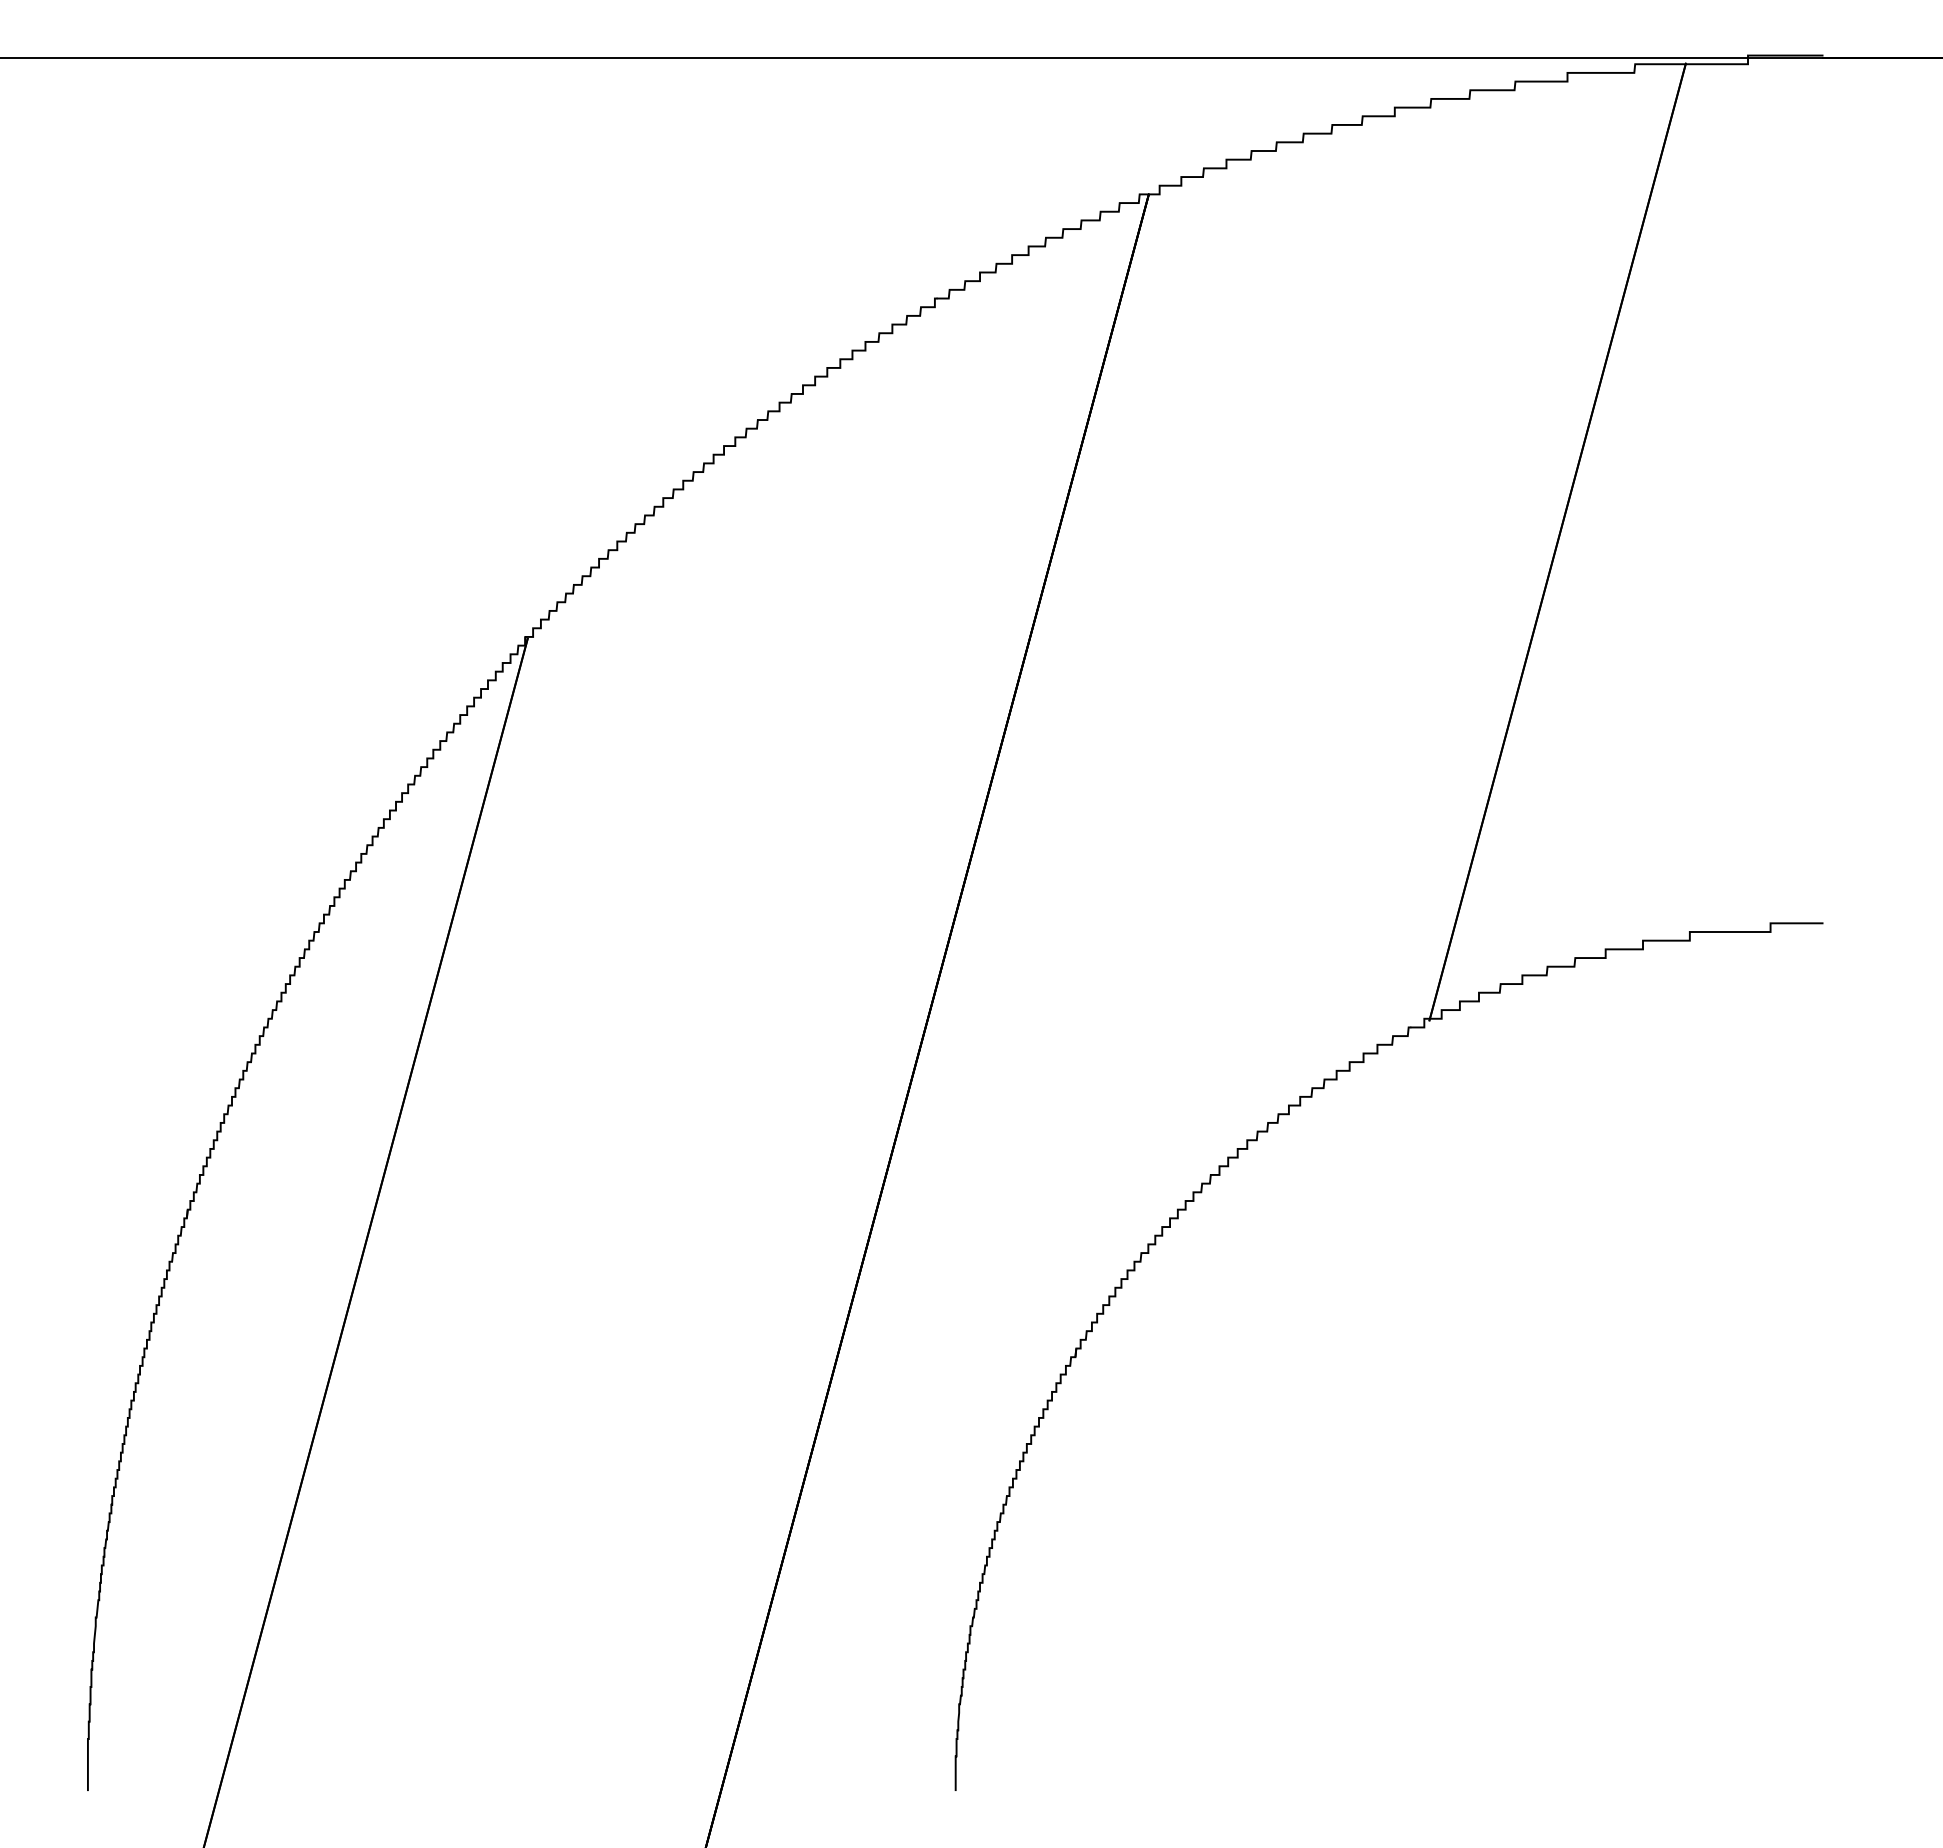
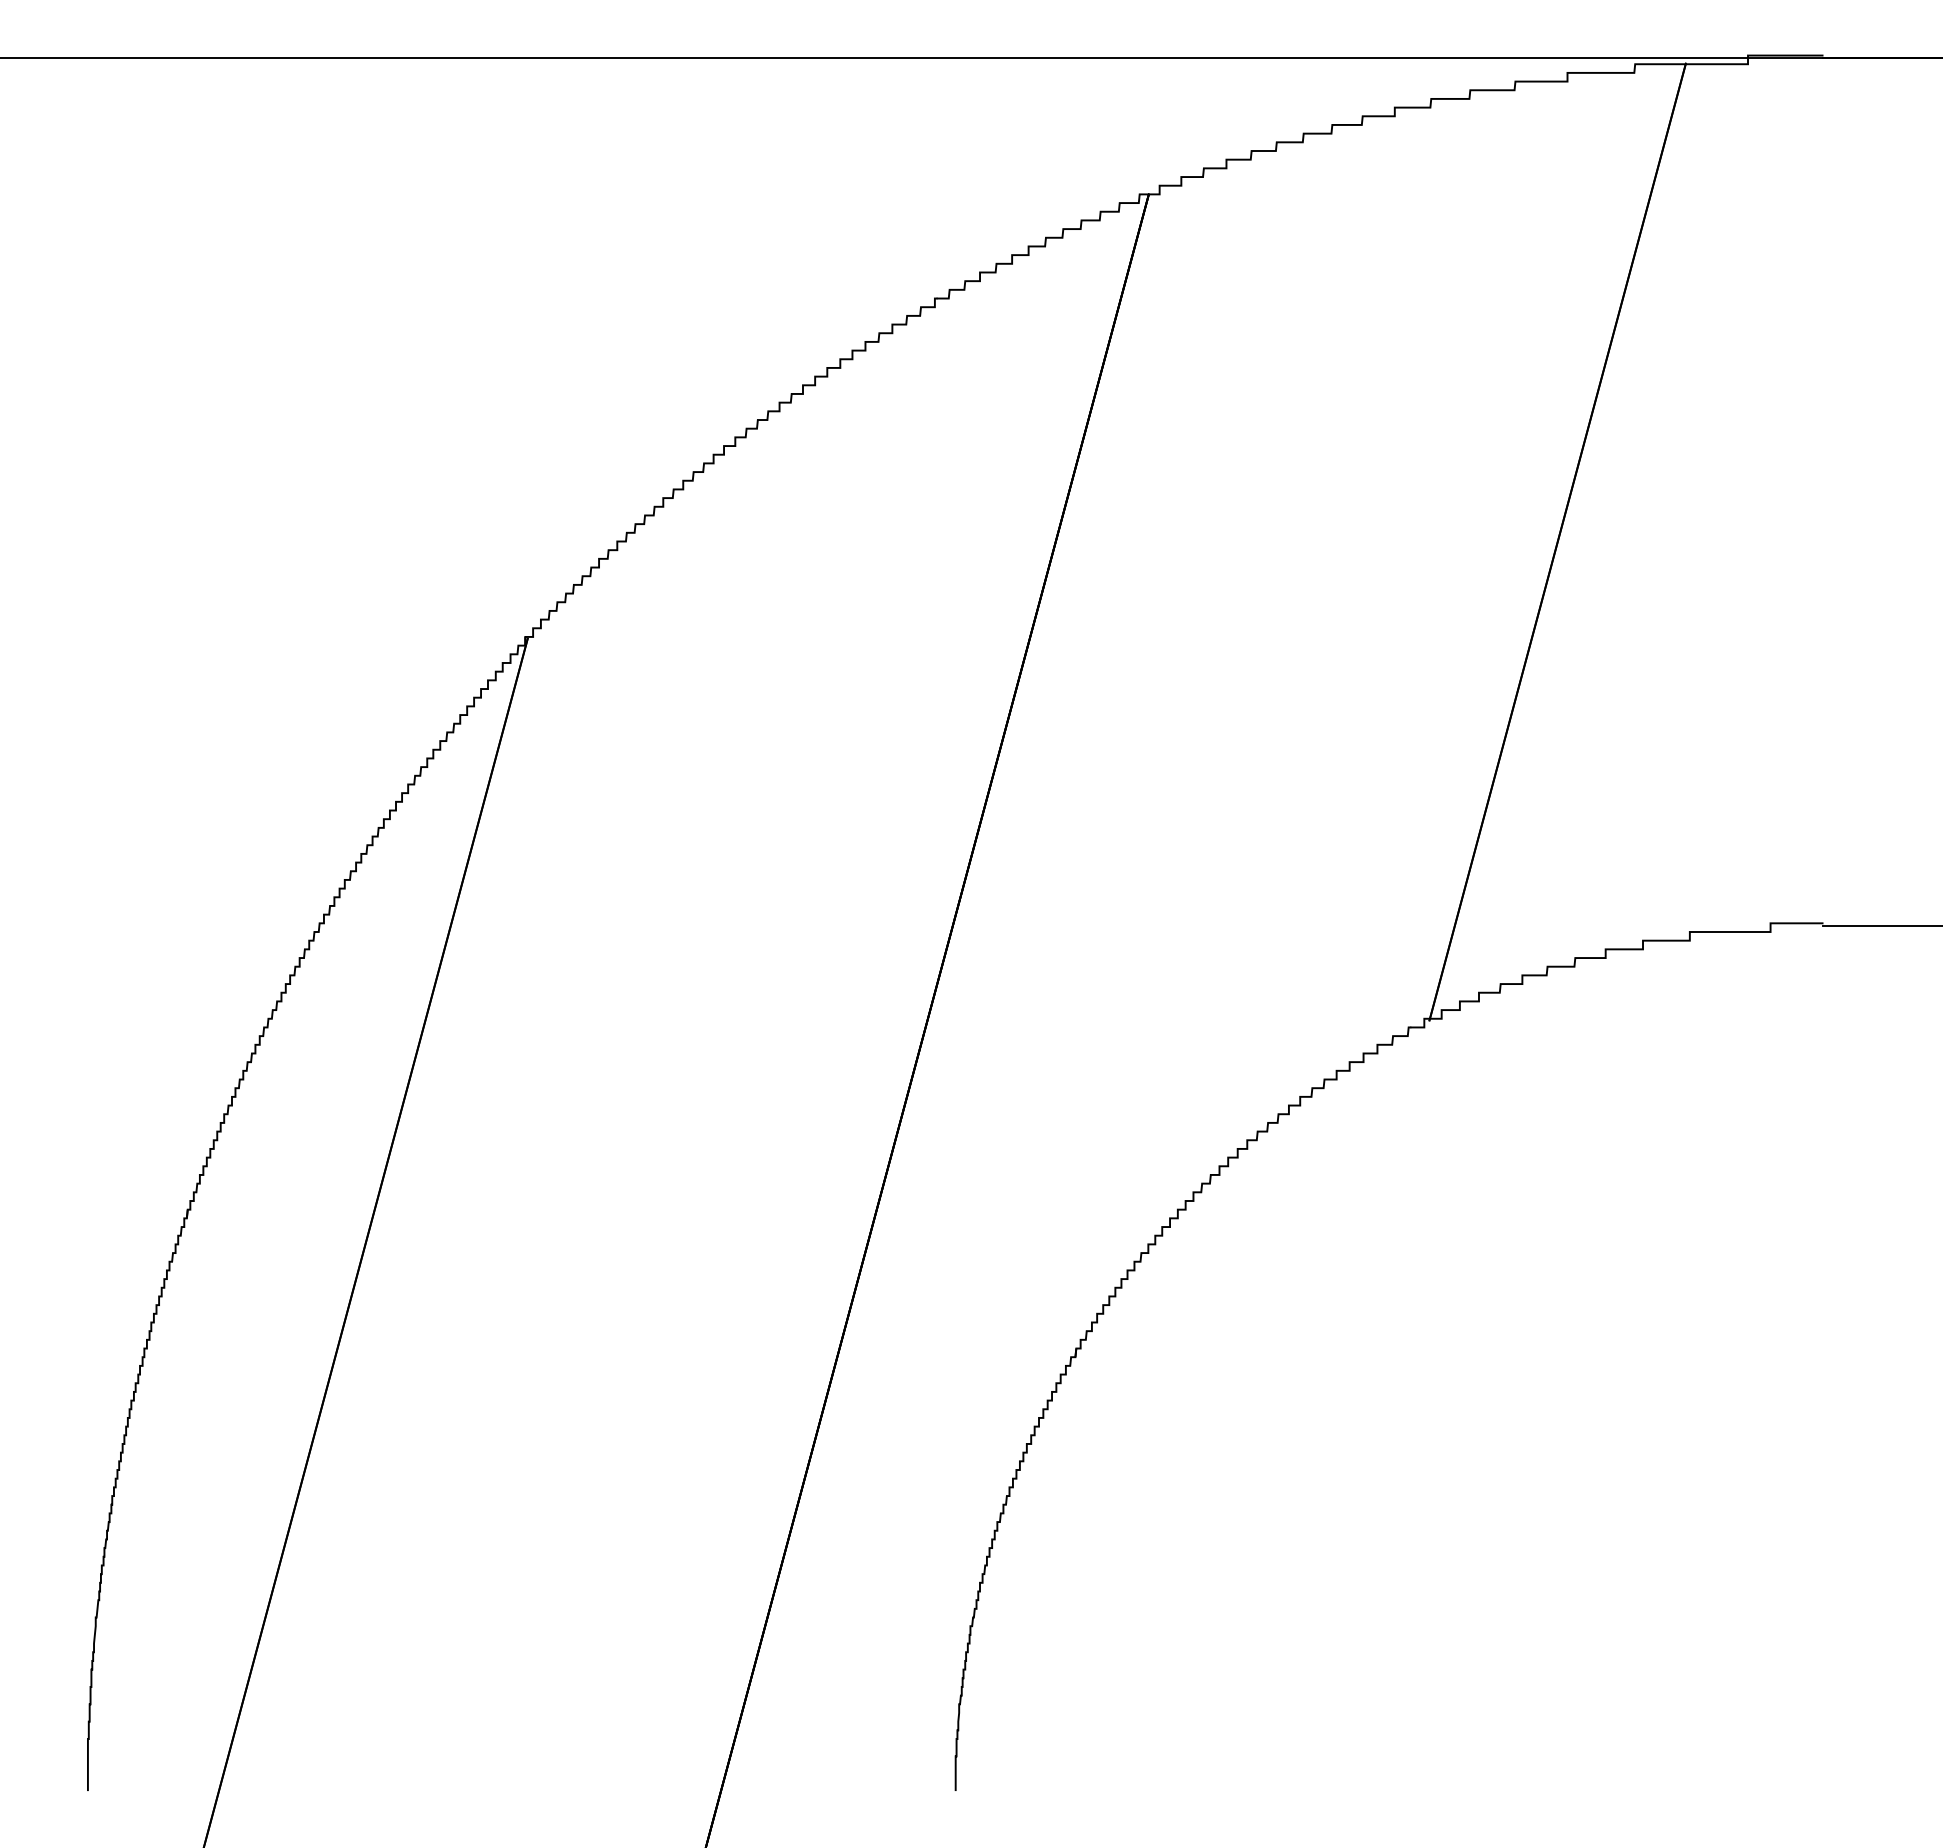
line: none -> present (1881, 926)
